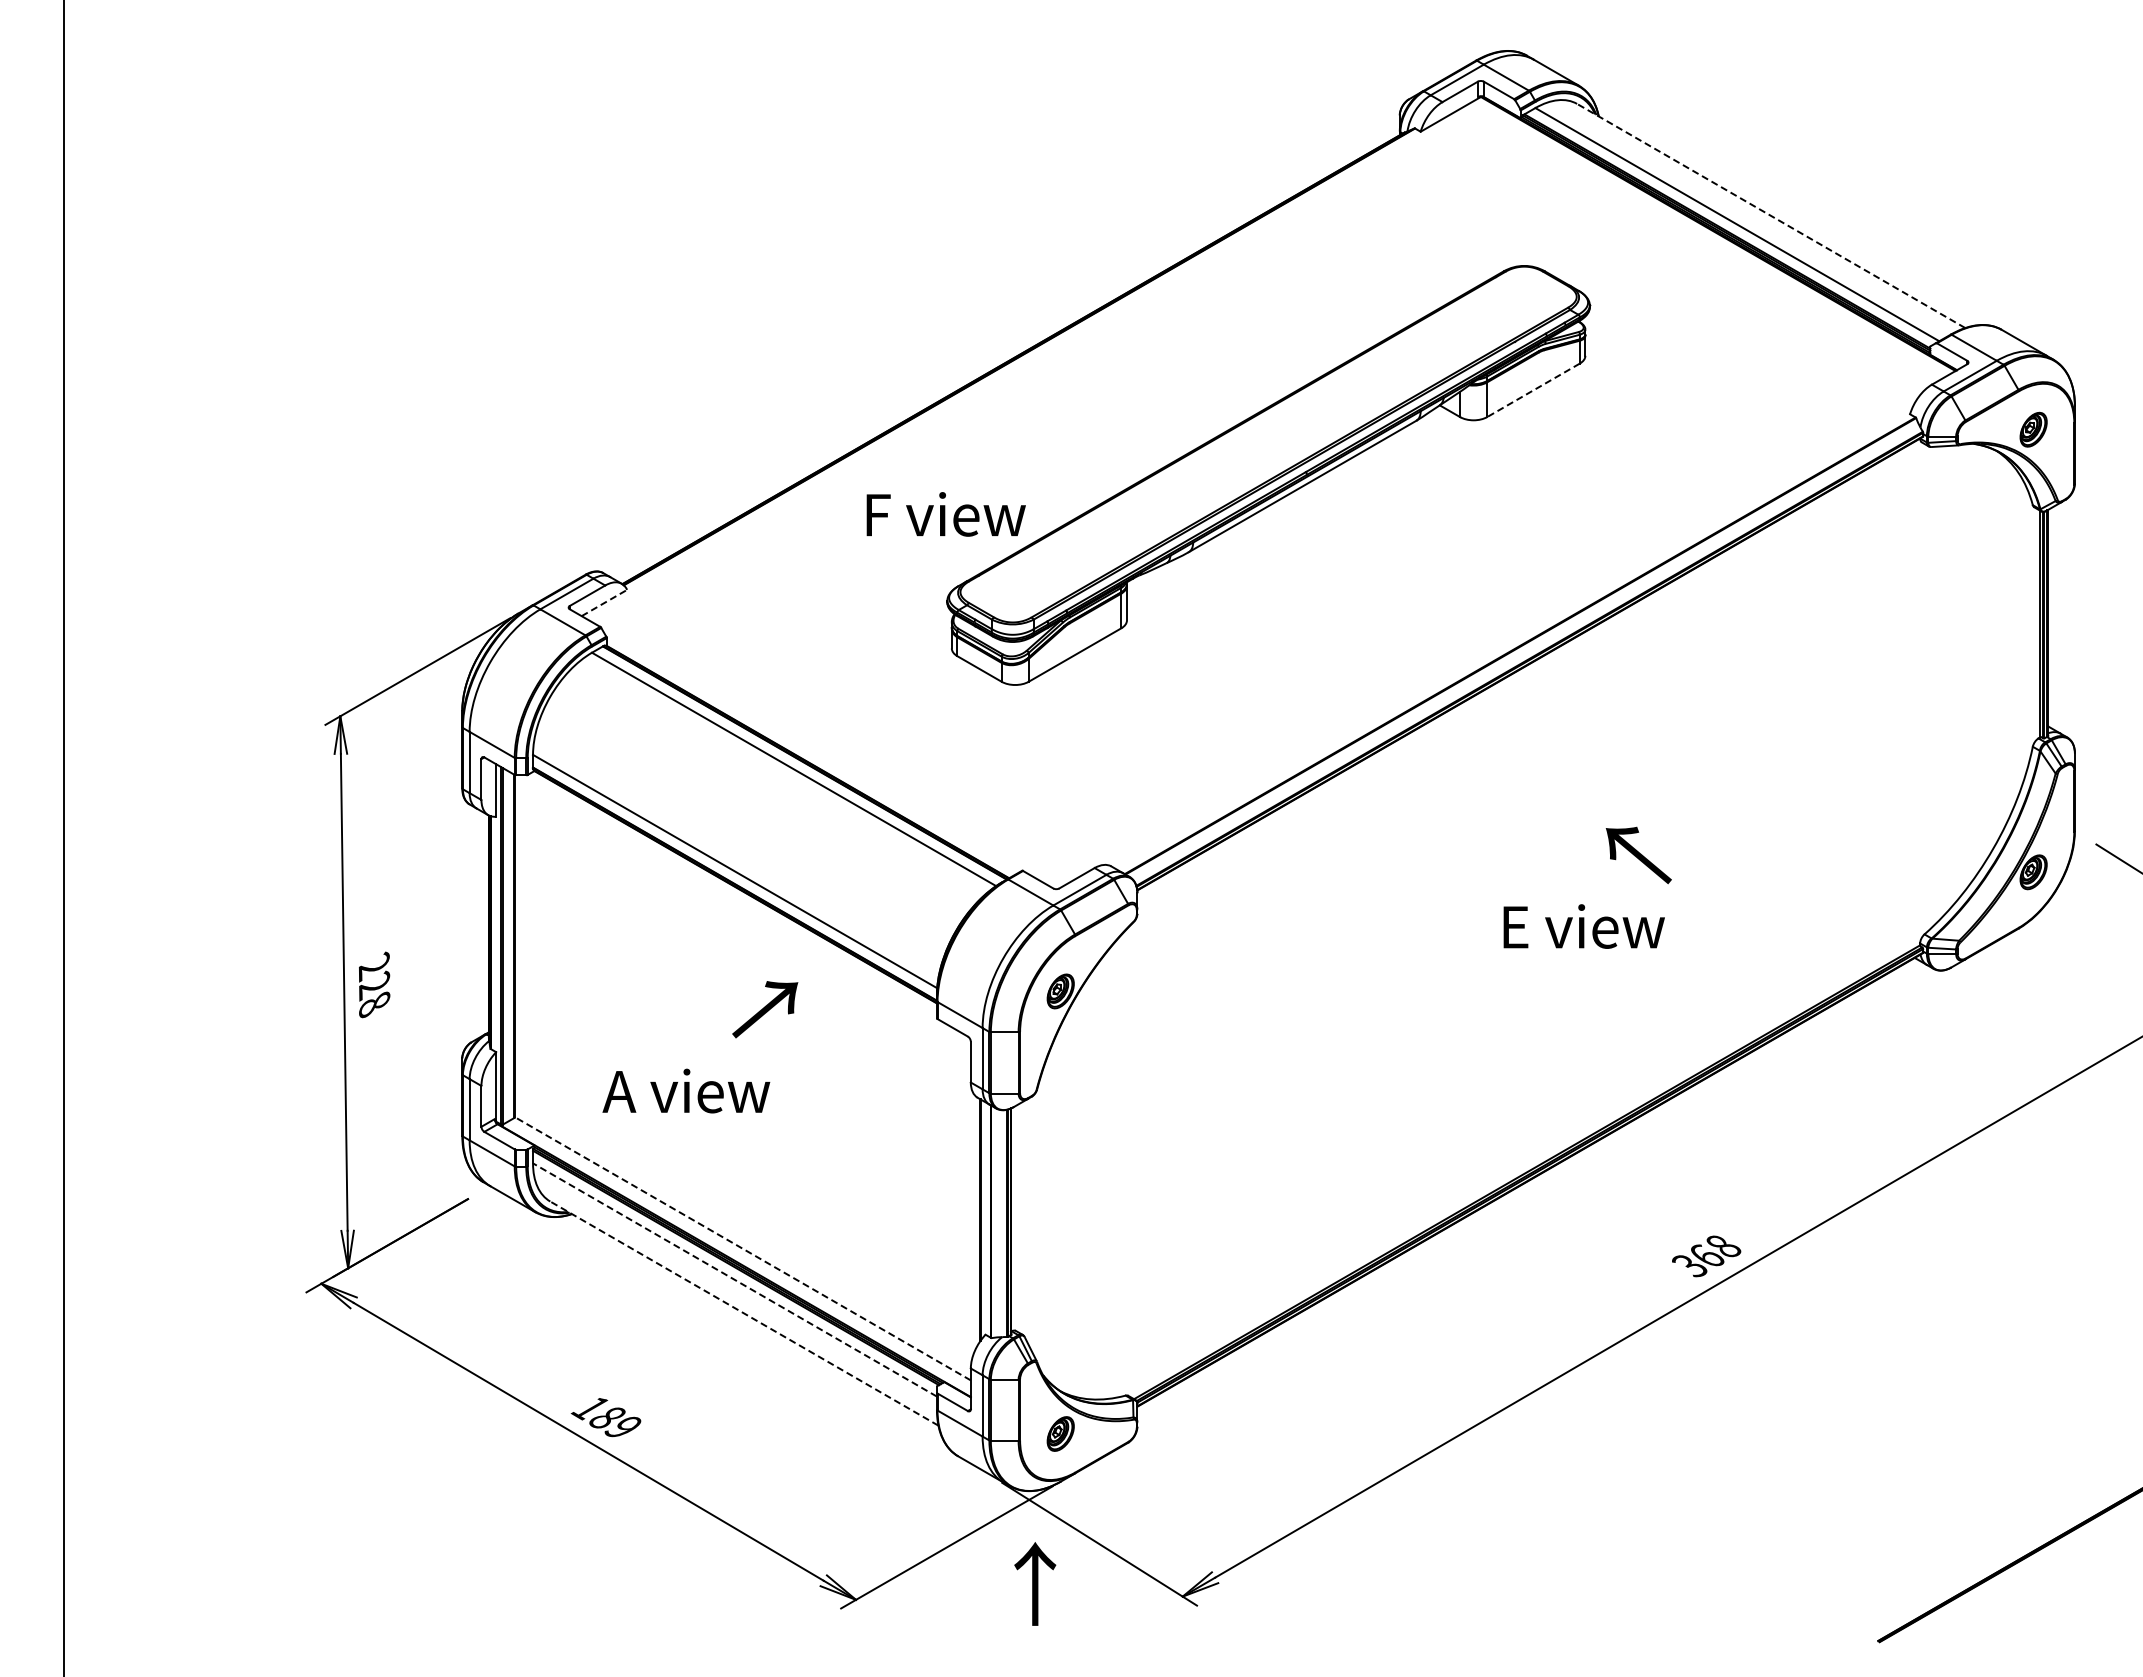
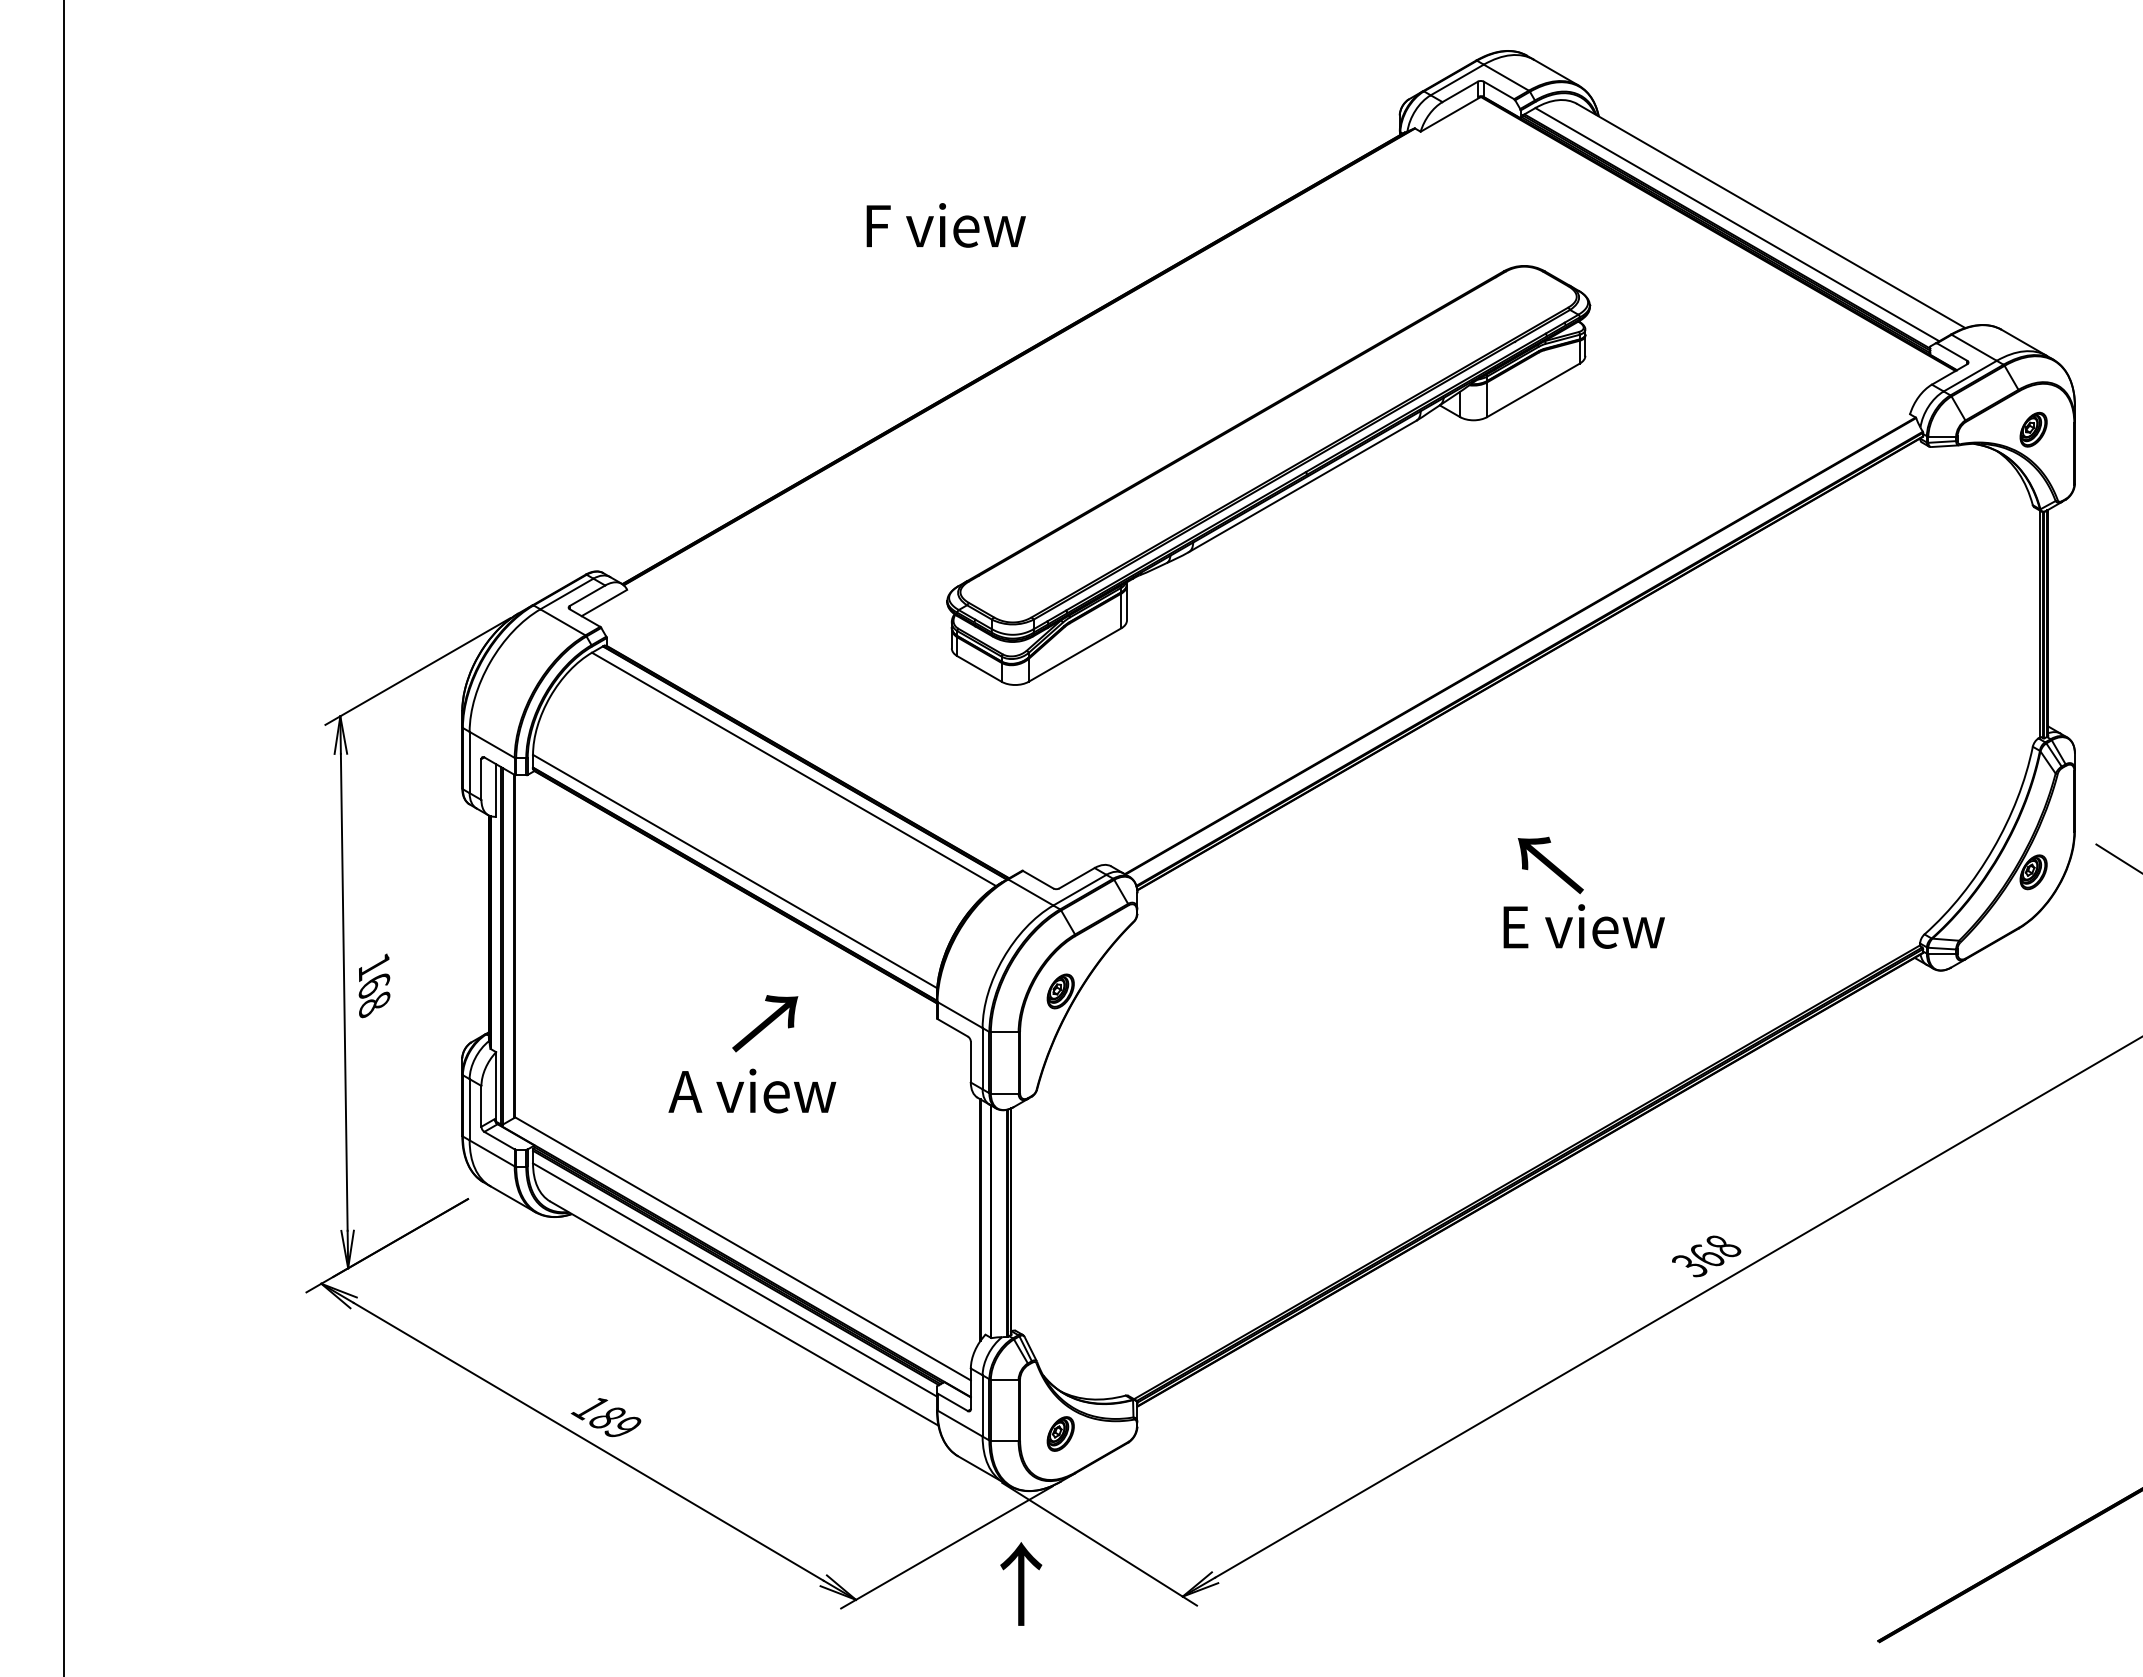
line: dashed -> solid (1770, 215)
line: dashed -> solid (1533, 390)
text position: (945, 514) -> (945, 225) (945, 225)
line: dashed -> solid (604, 602)
text position: (1638, 855) -> (1550, 865) (1550, 865)
text: 228 -> 168 (374, 976)
text position: (765, 1009) -> (765, 1023) (765, 1023)
text position: (686, 1090) -> (752, 1090) (752, 1090)
line: dashed -> solid (742, 1248)
line: dashed -> solid (734, 1279)
line: dashed -> solid (743, 1313)
text position: (1035, 1583) -> (1021, 1583) (1021, 1583)
